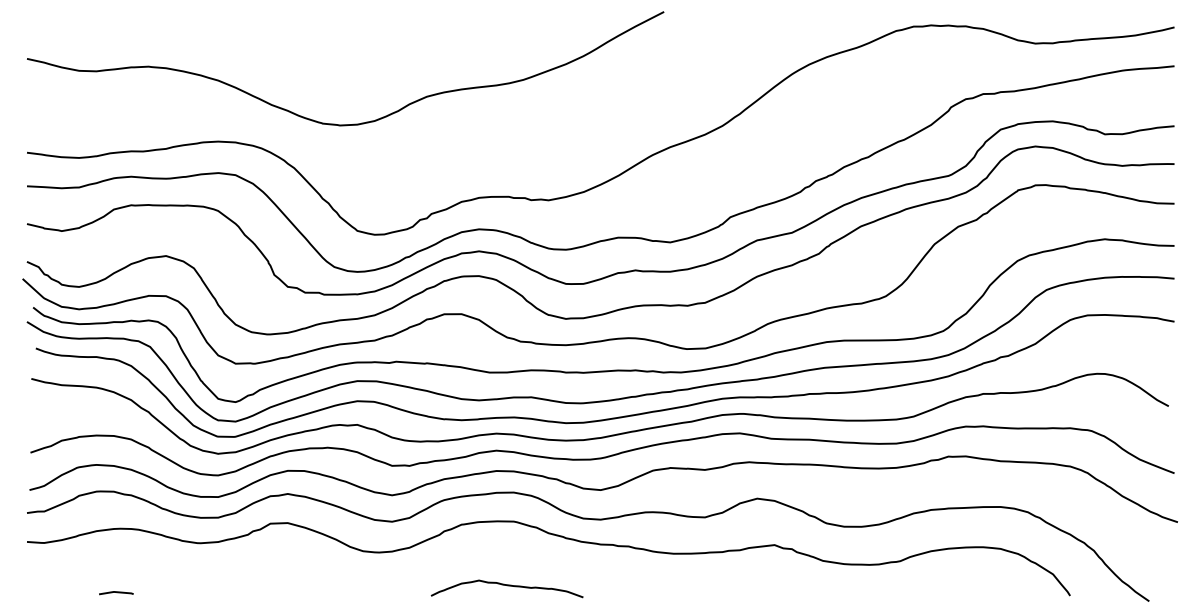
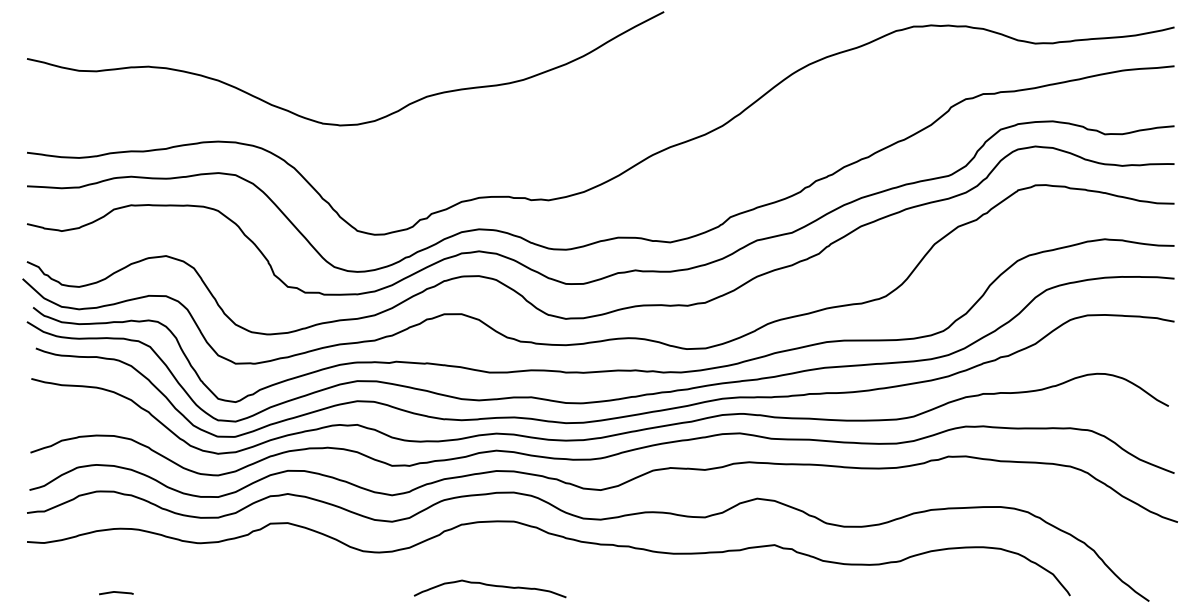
curve position: (507, 586) -> (490, 586) (490, 586)
